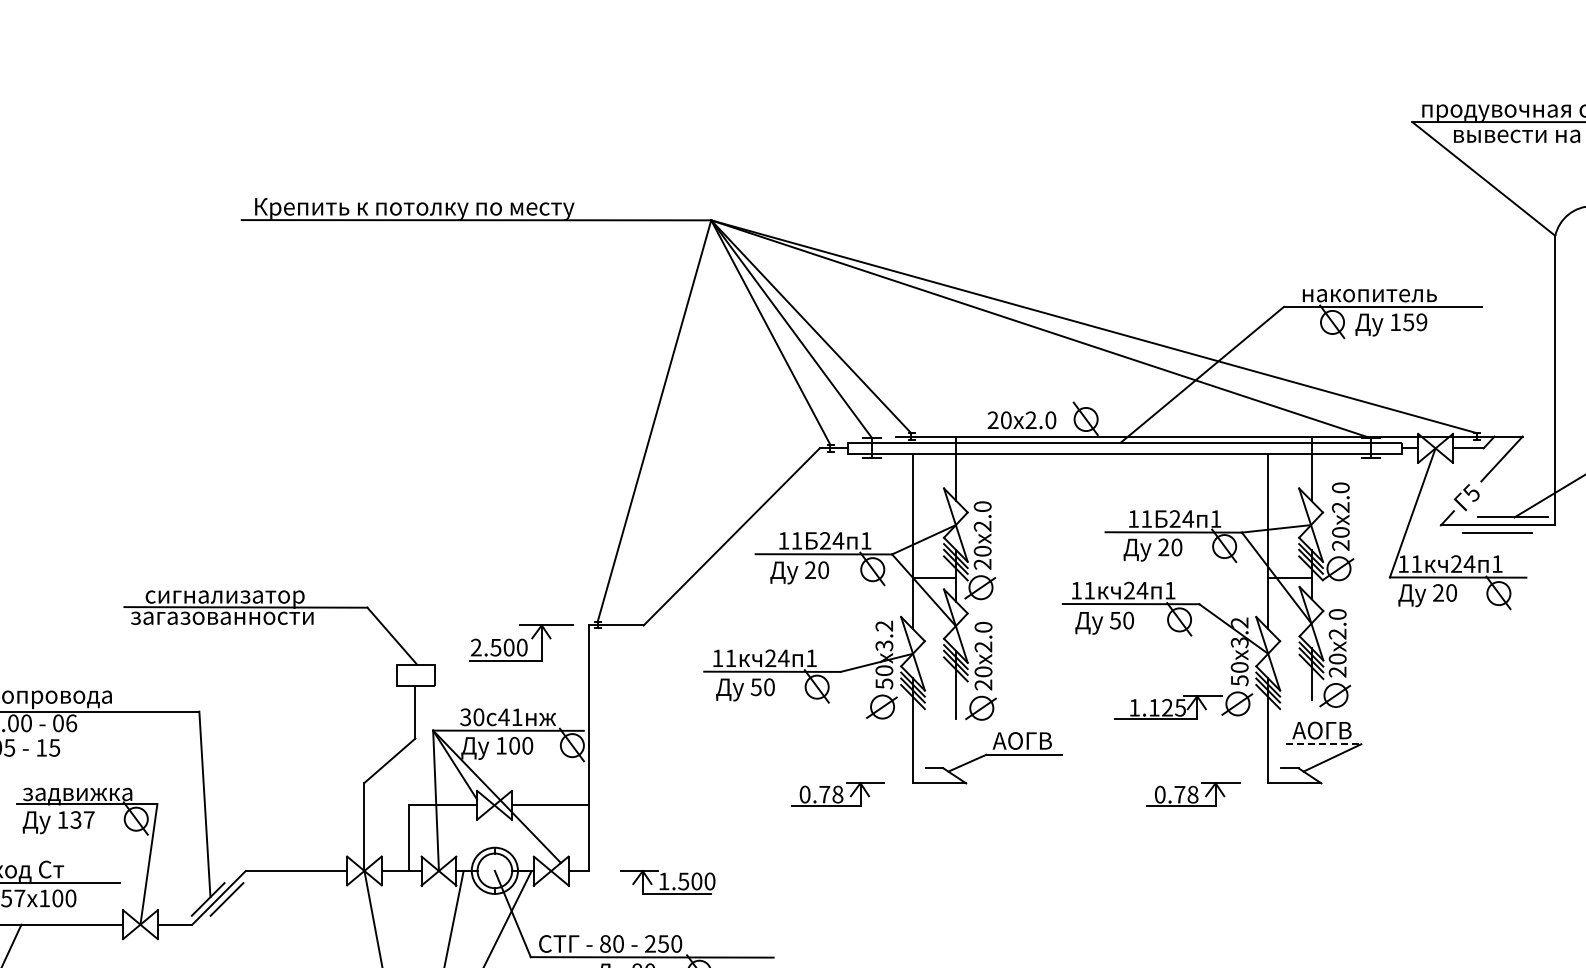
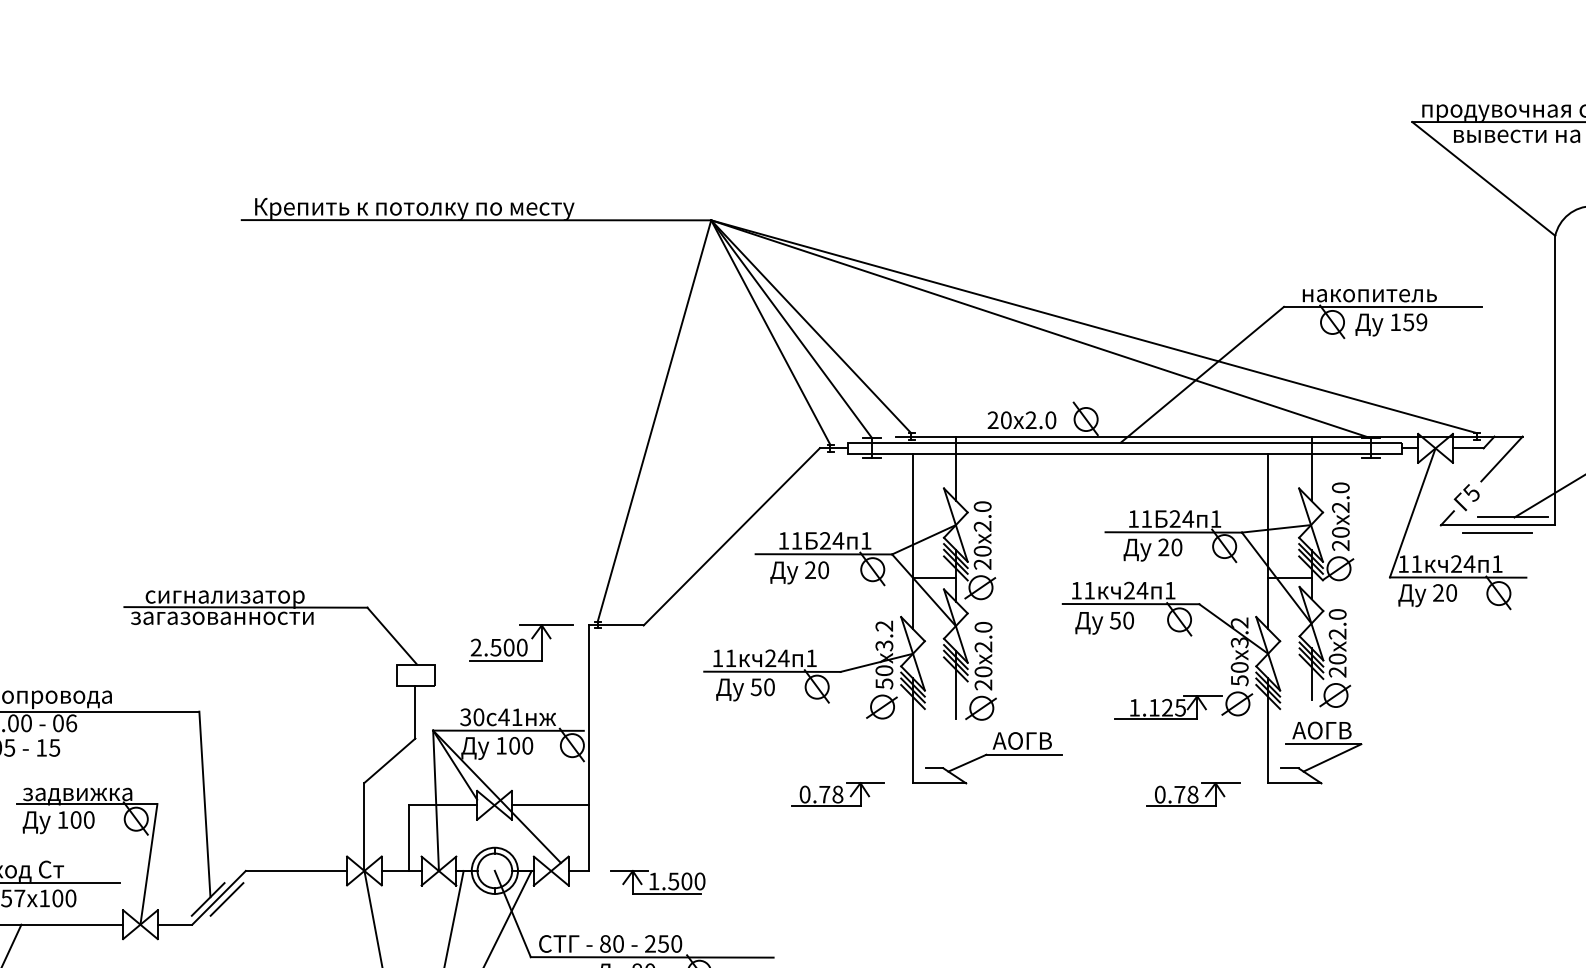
line: dashed -> solid (1323, 744)
text: 137 -> 100 (82, 819)
part position: (667, 882) -> (657, 882) (657, 882)
